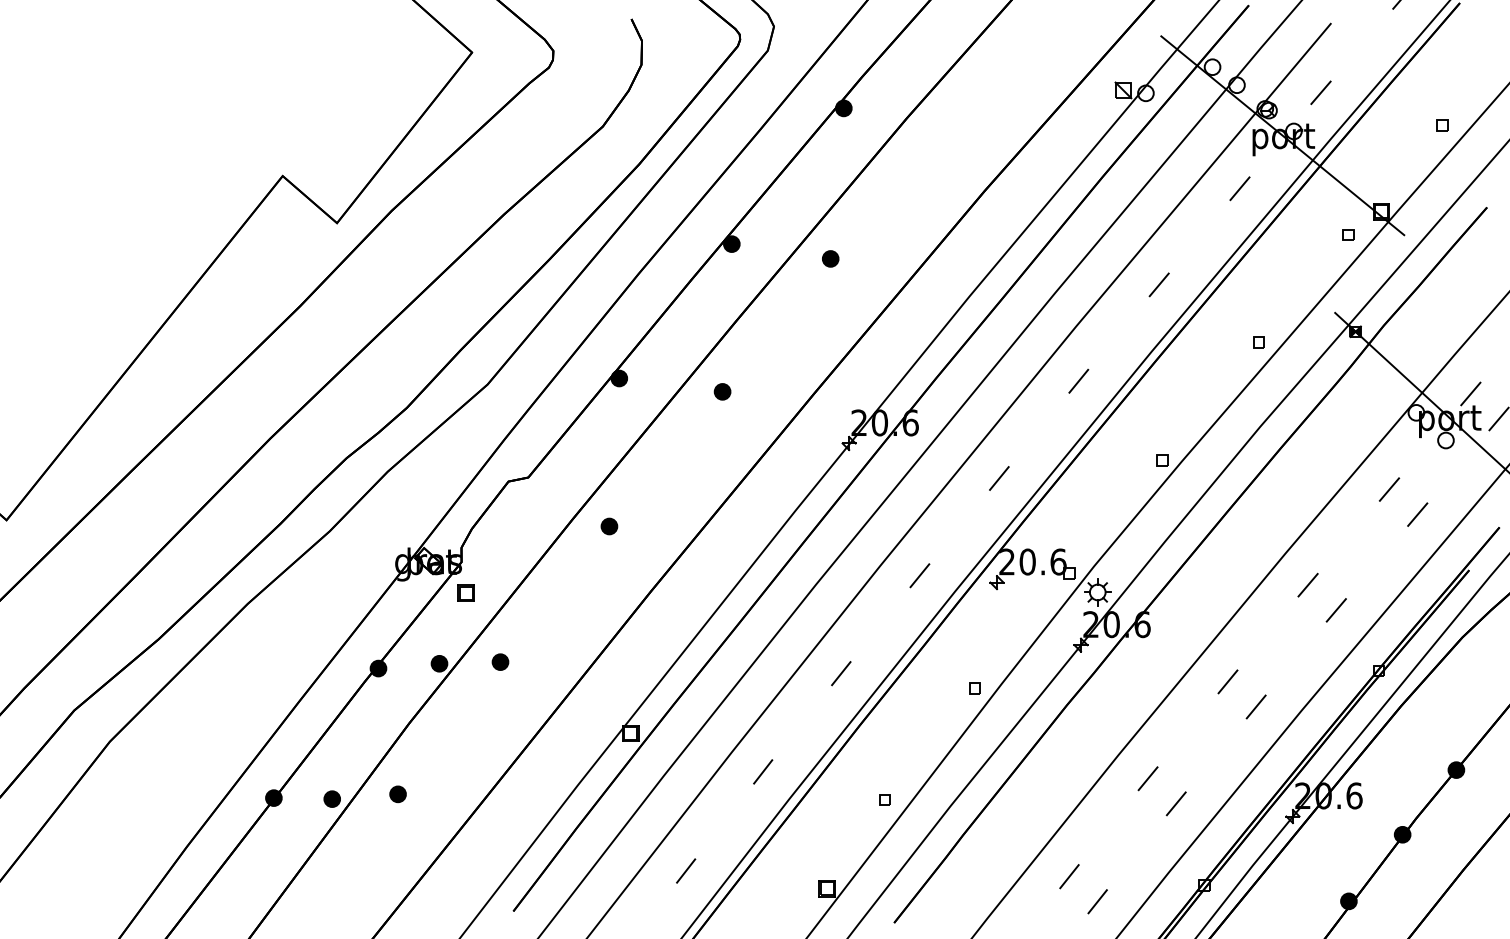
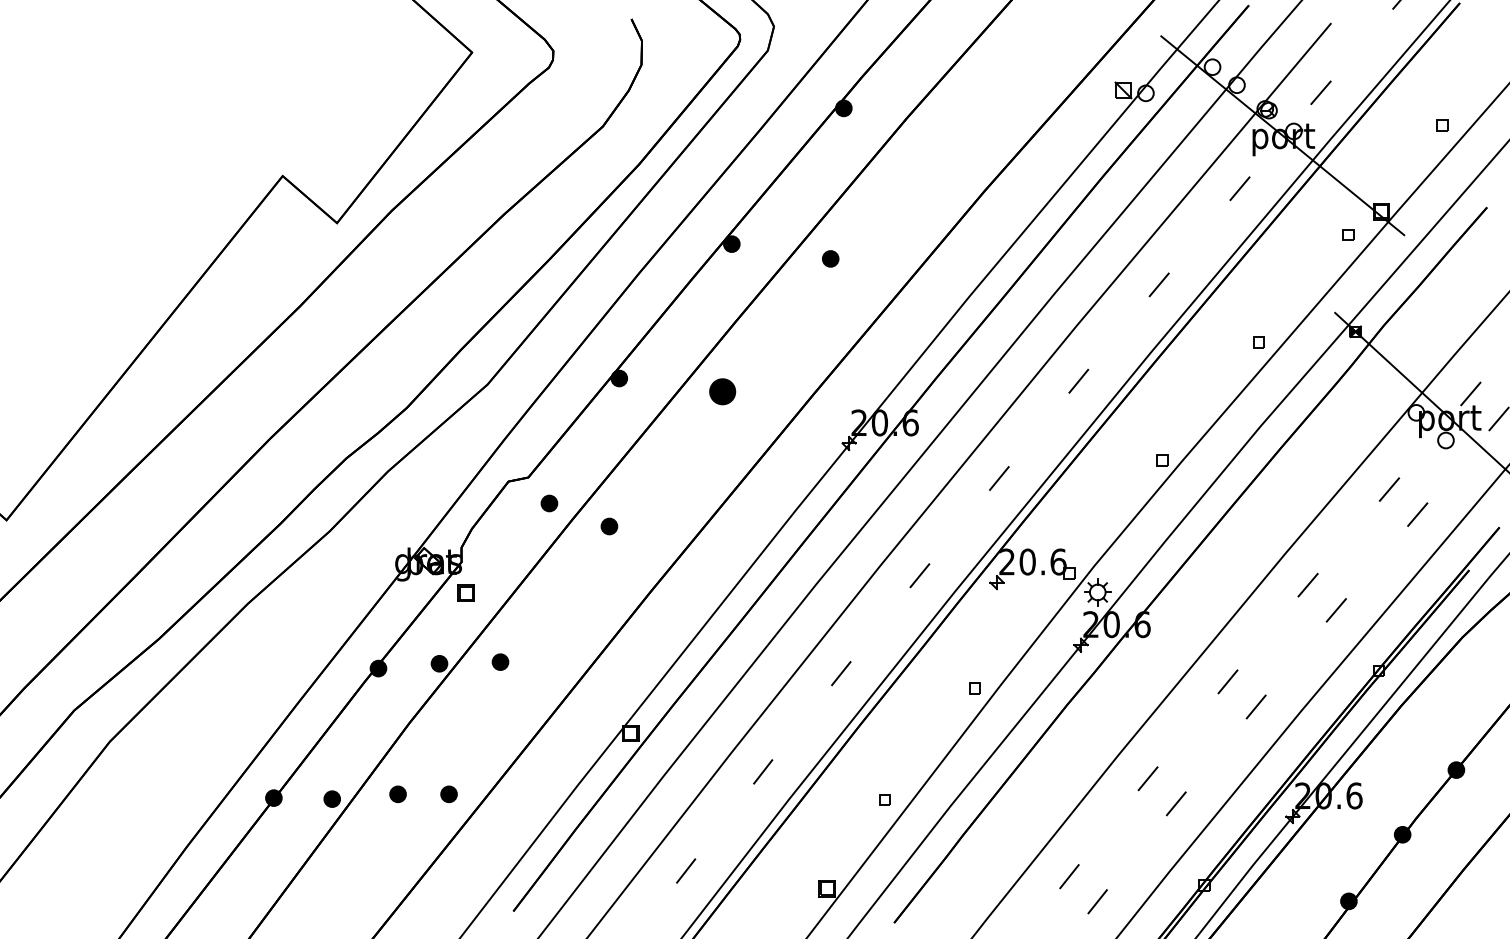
part size: 19x18 px -> 28x28 px (722, 391)
part: none -> present (549, 503)
part: none -> present (448, 794)
